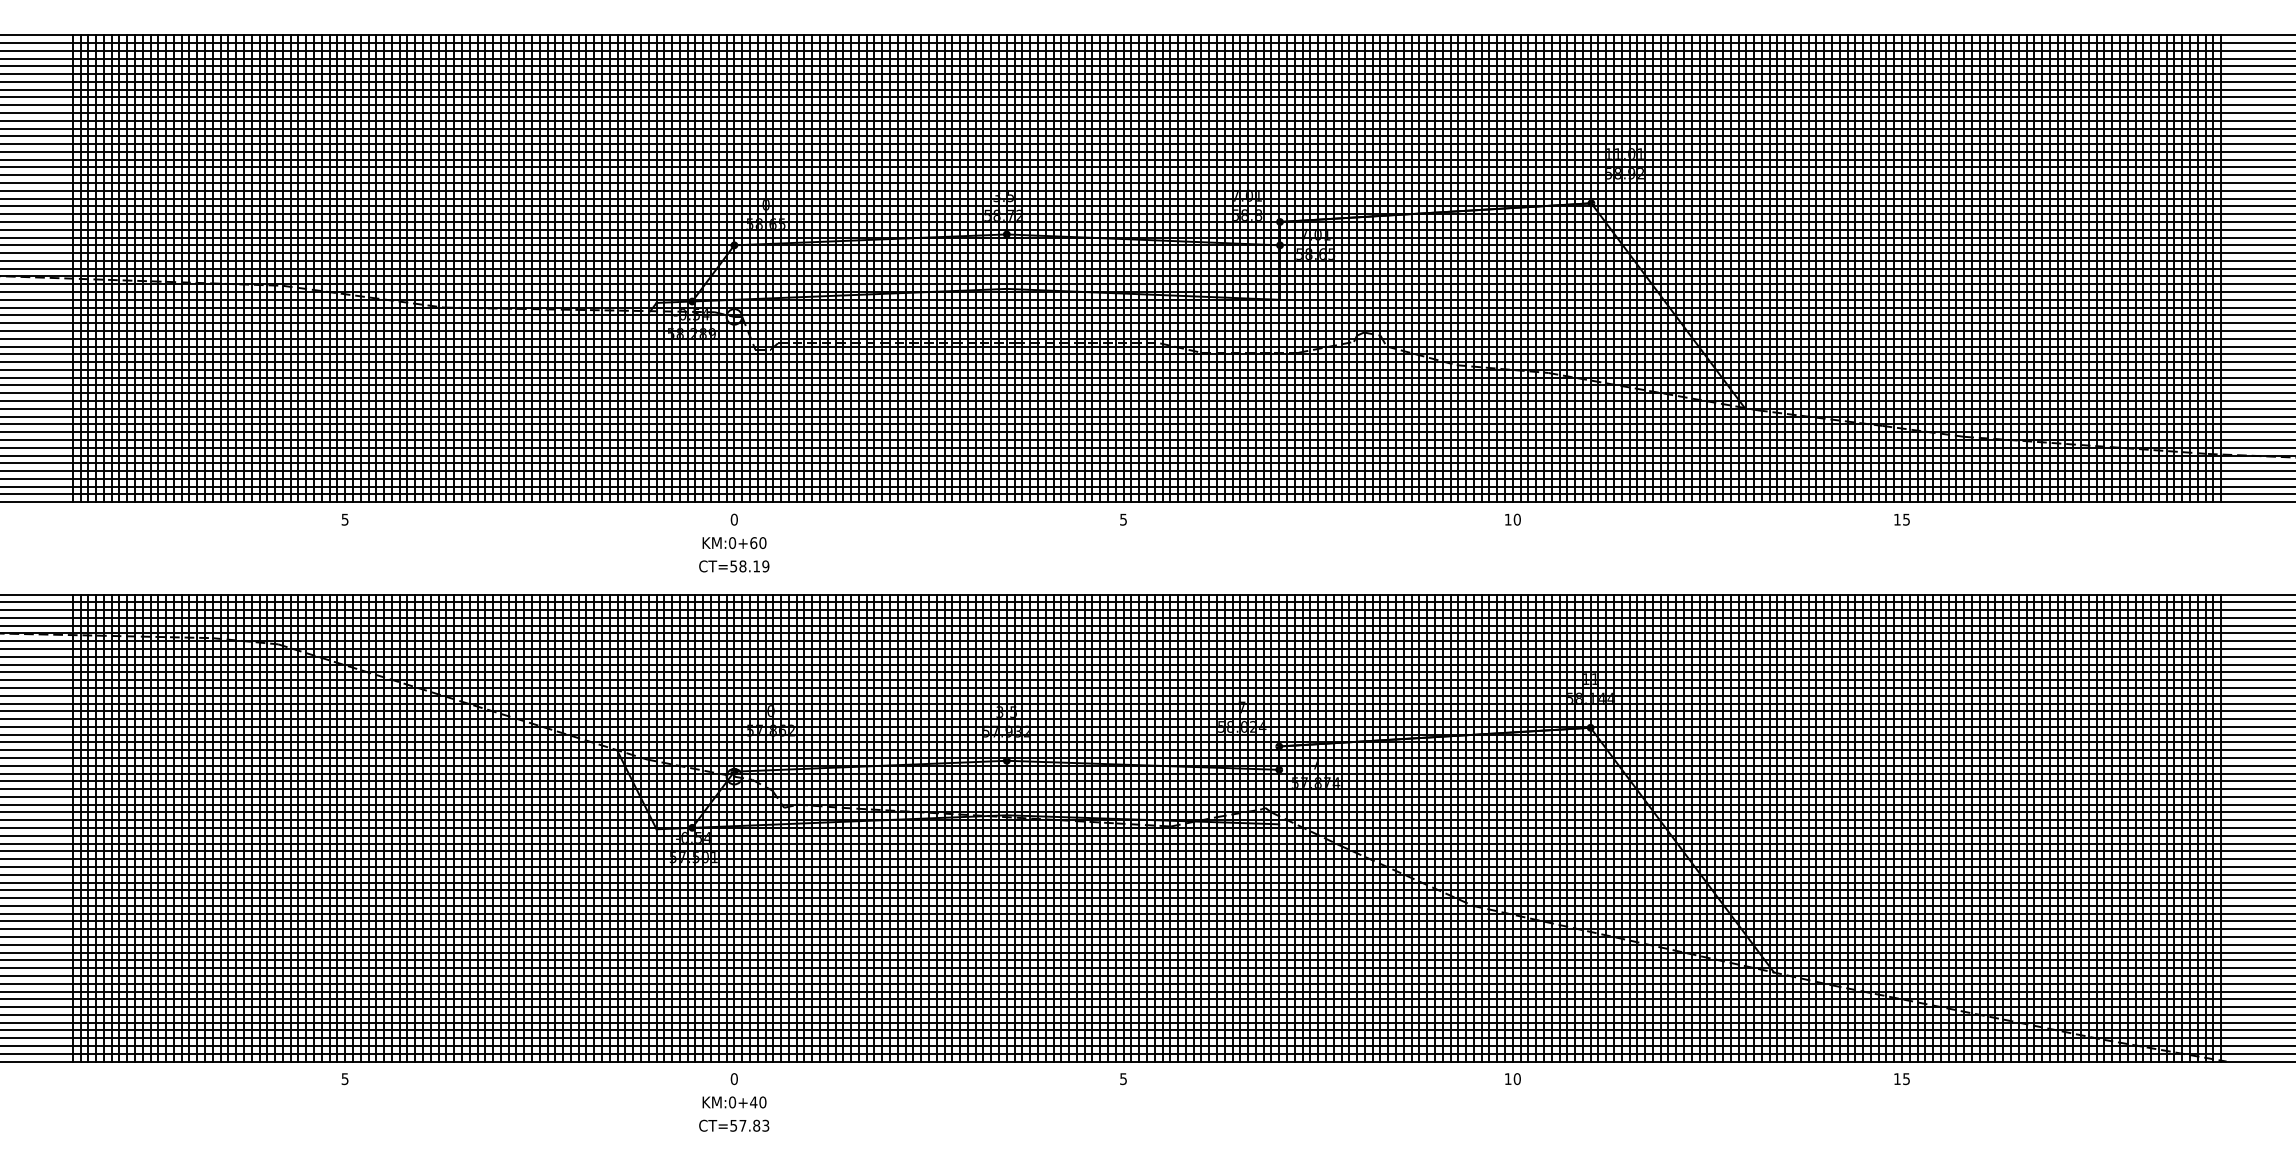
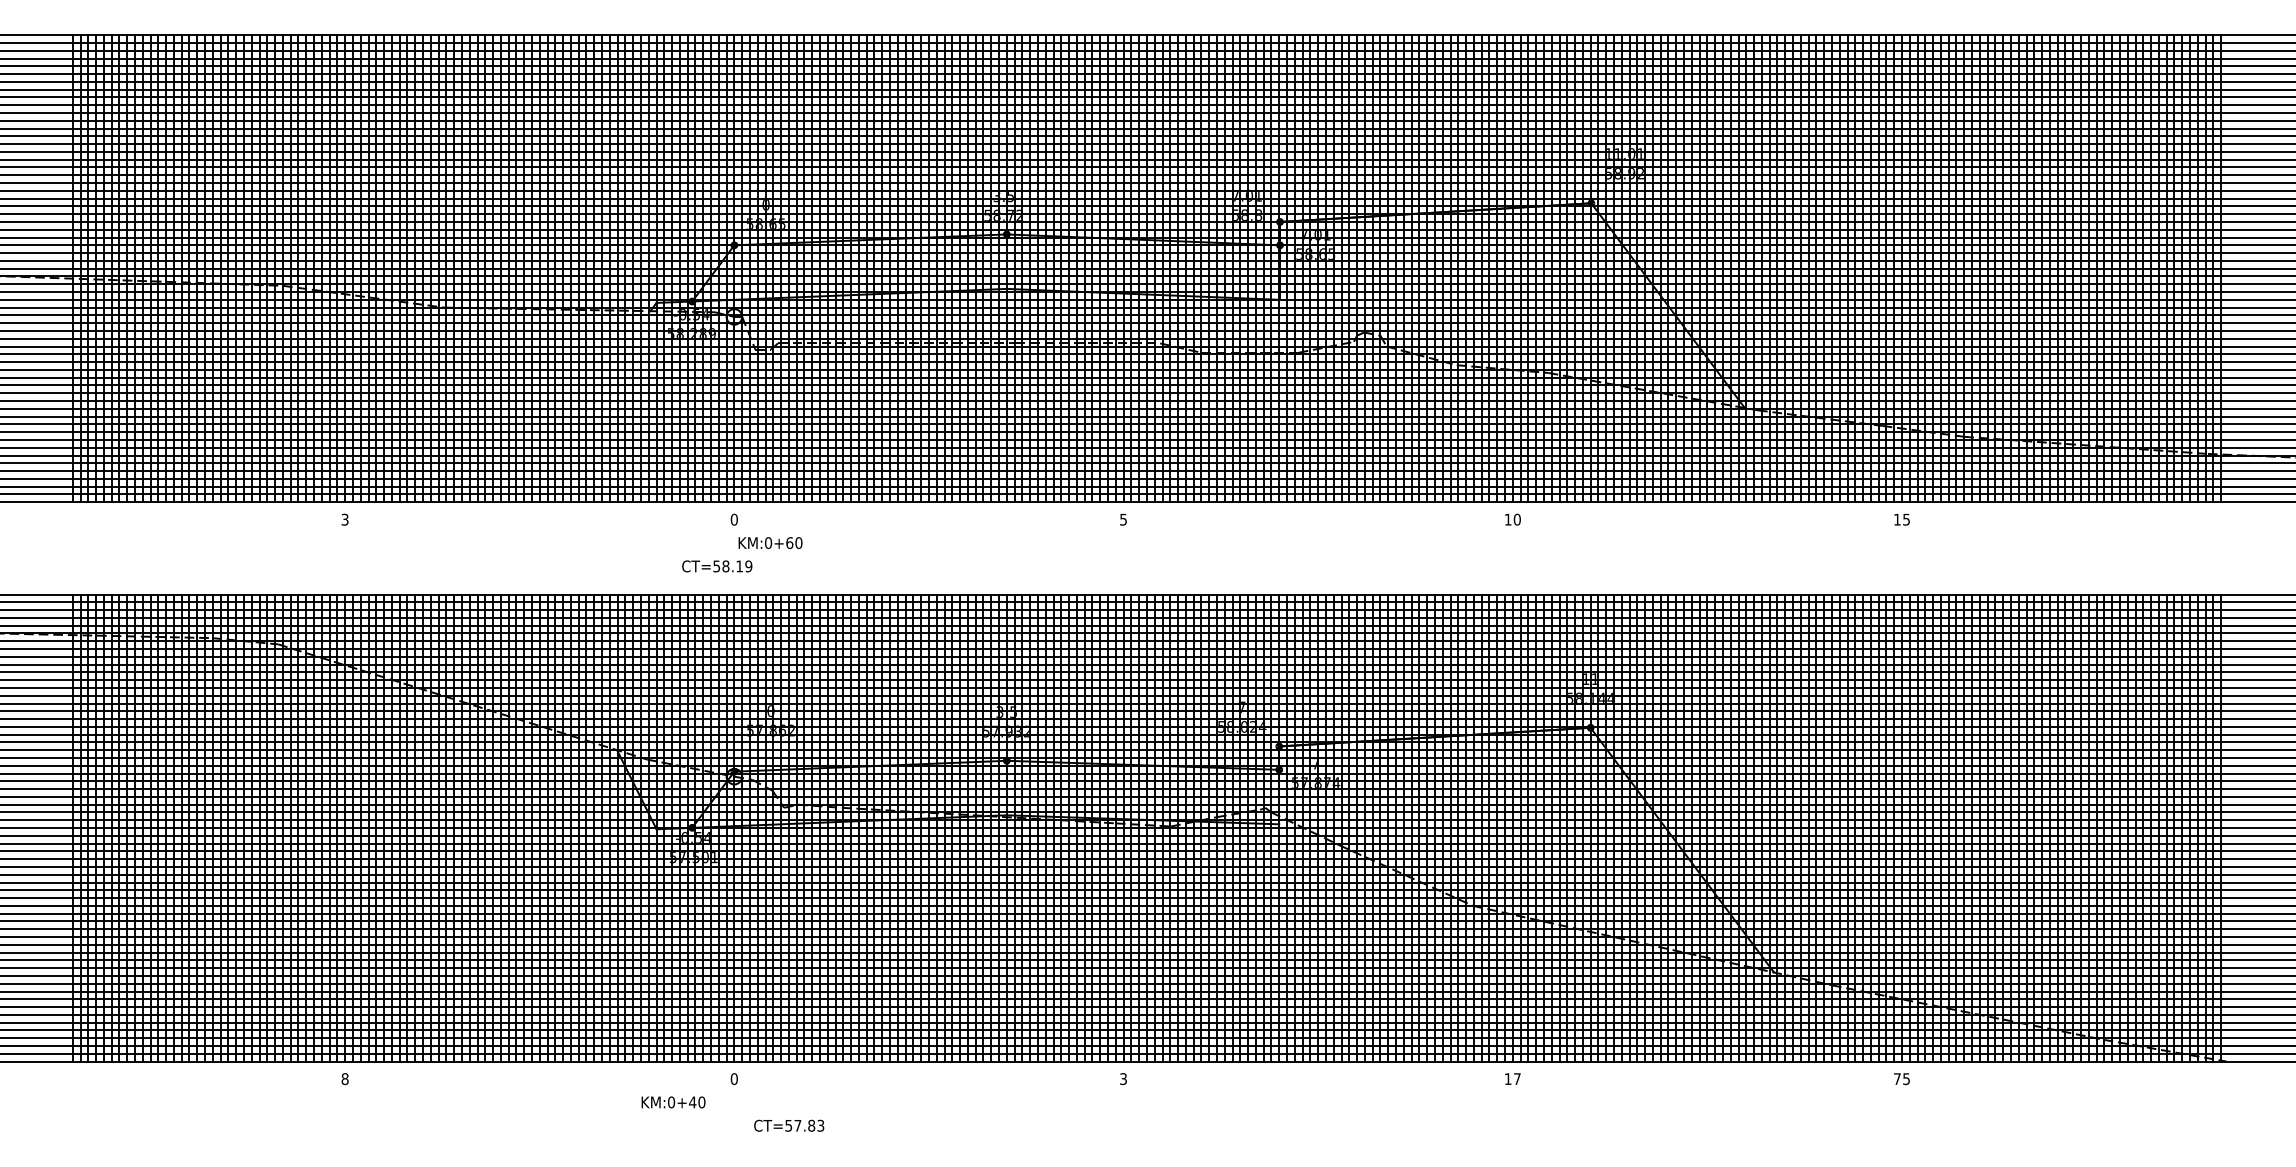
text: 5 -> 3 (345, 518)
text position: (734, 542) -> (770, 542) (770, 542)
text position: (734, 566) -> (717, 566) (717, 566)
text: 5 -> 8 (344, 1078)
text: 5 -> 3 (1123, 1078)
text: 15 -> 75 (1897, 1078)
text: 10 -> 17 (1516, 1079)
text position: (734, 1102) -> (673, 1102) (673, 1102)
text position: (734, 1125) -> (789, 1125) (789, 1125)
